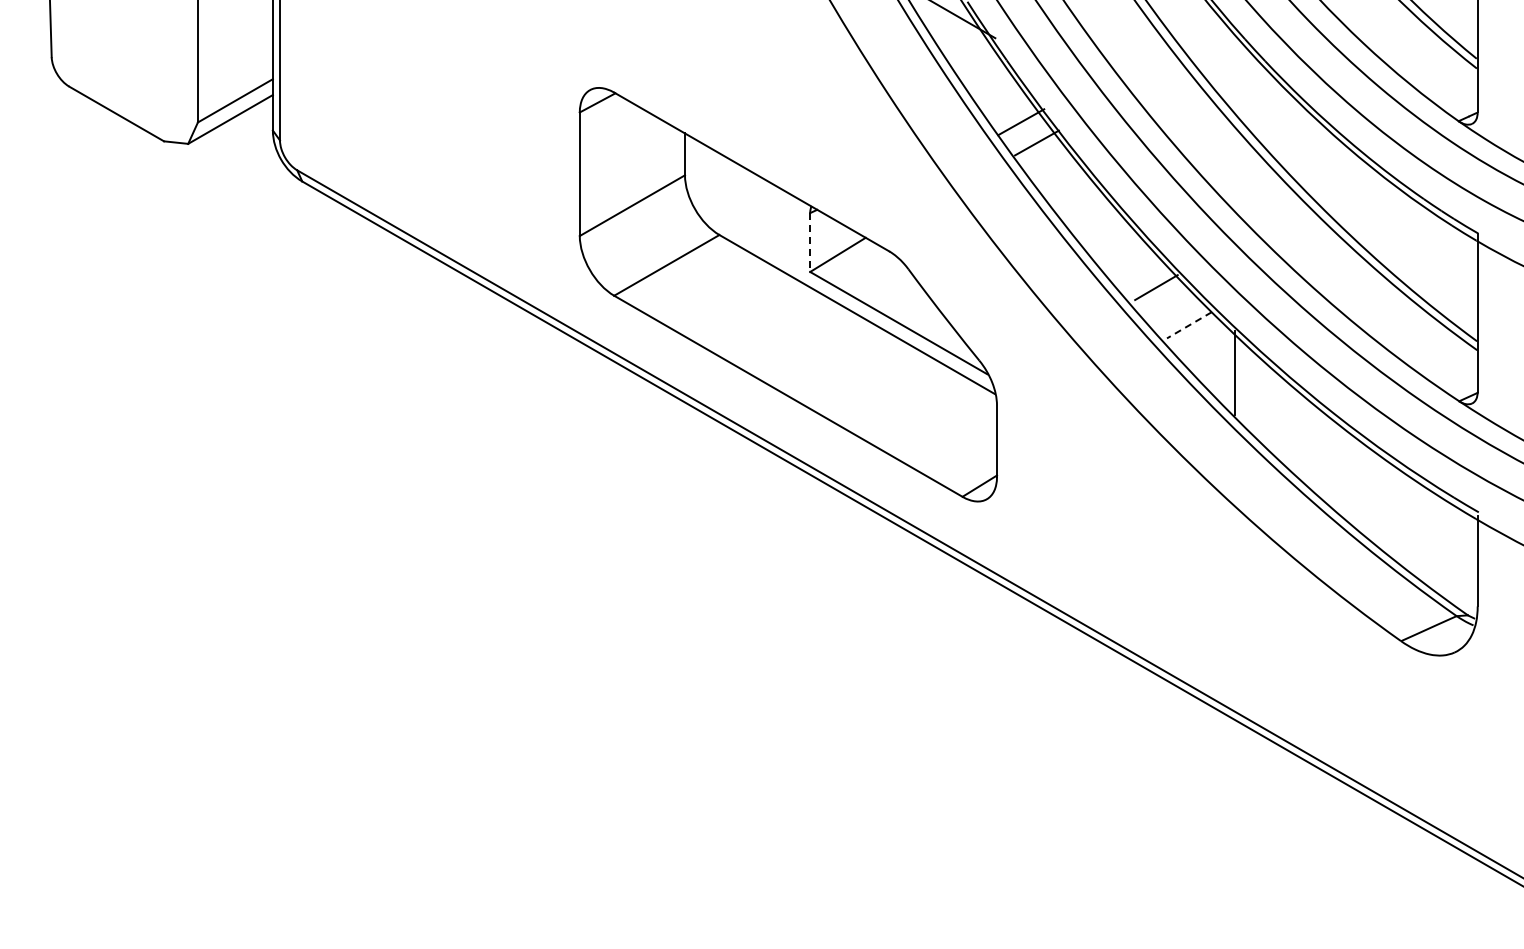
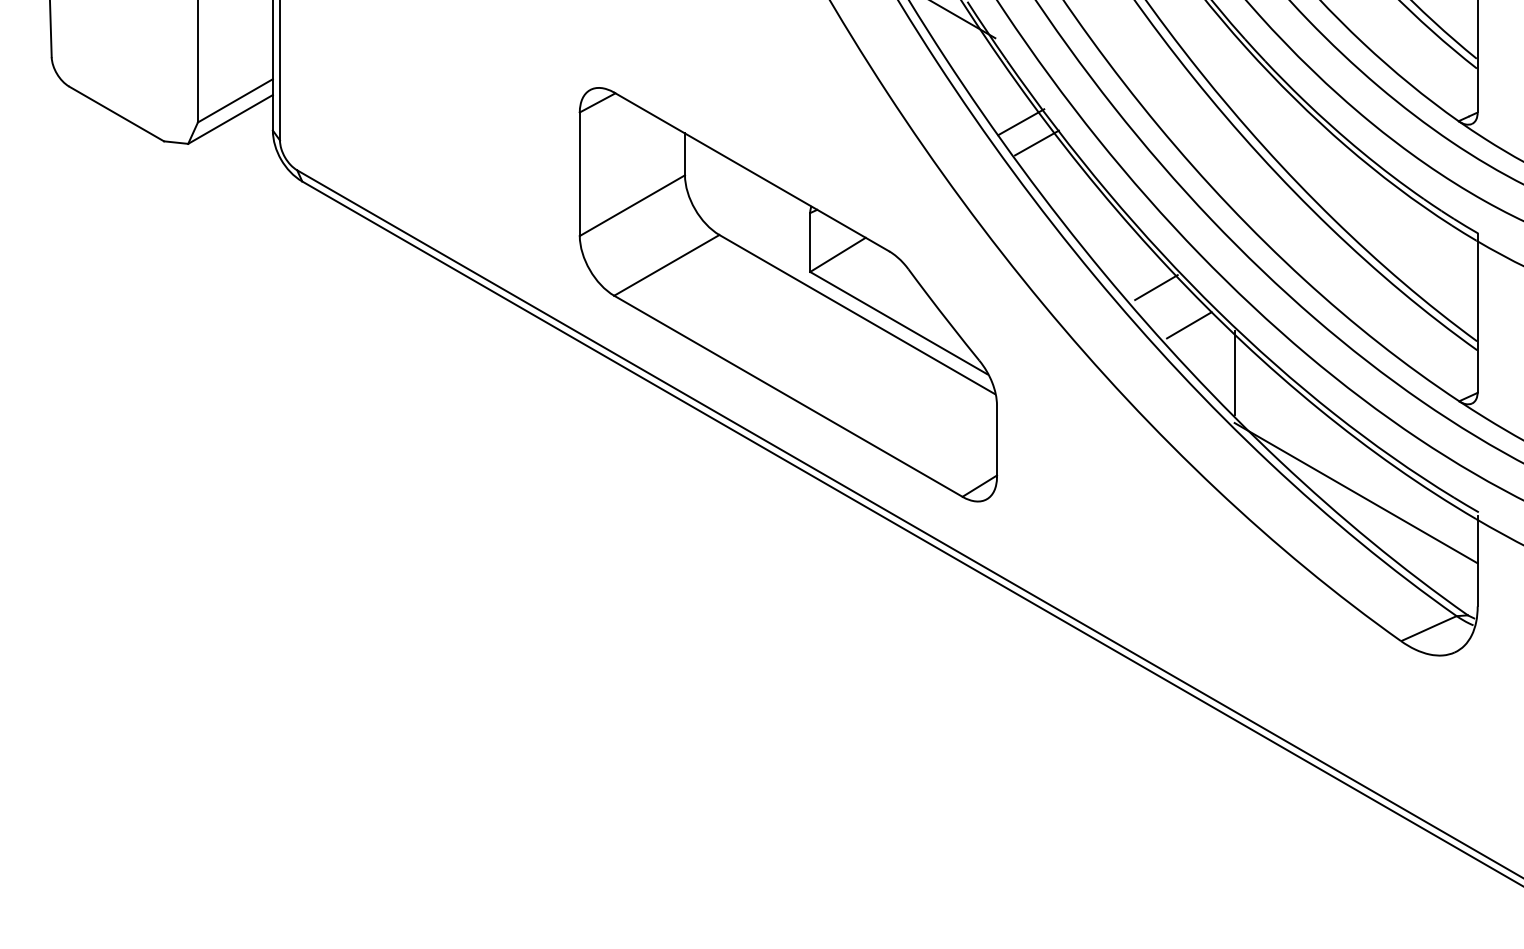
line: dashed -> solid (810, 243)
line: dashed -> solid (1189, 325)
line: none -> present (1355, 493)
